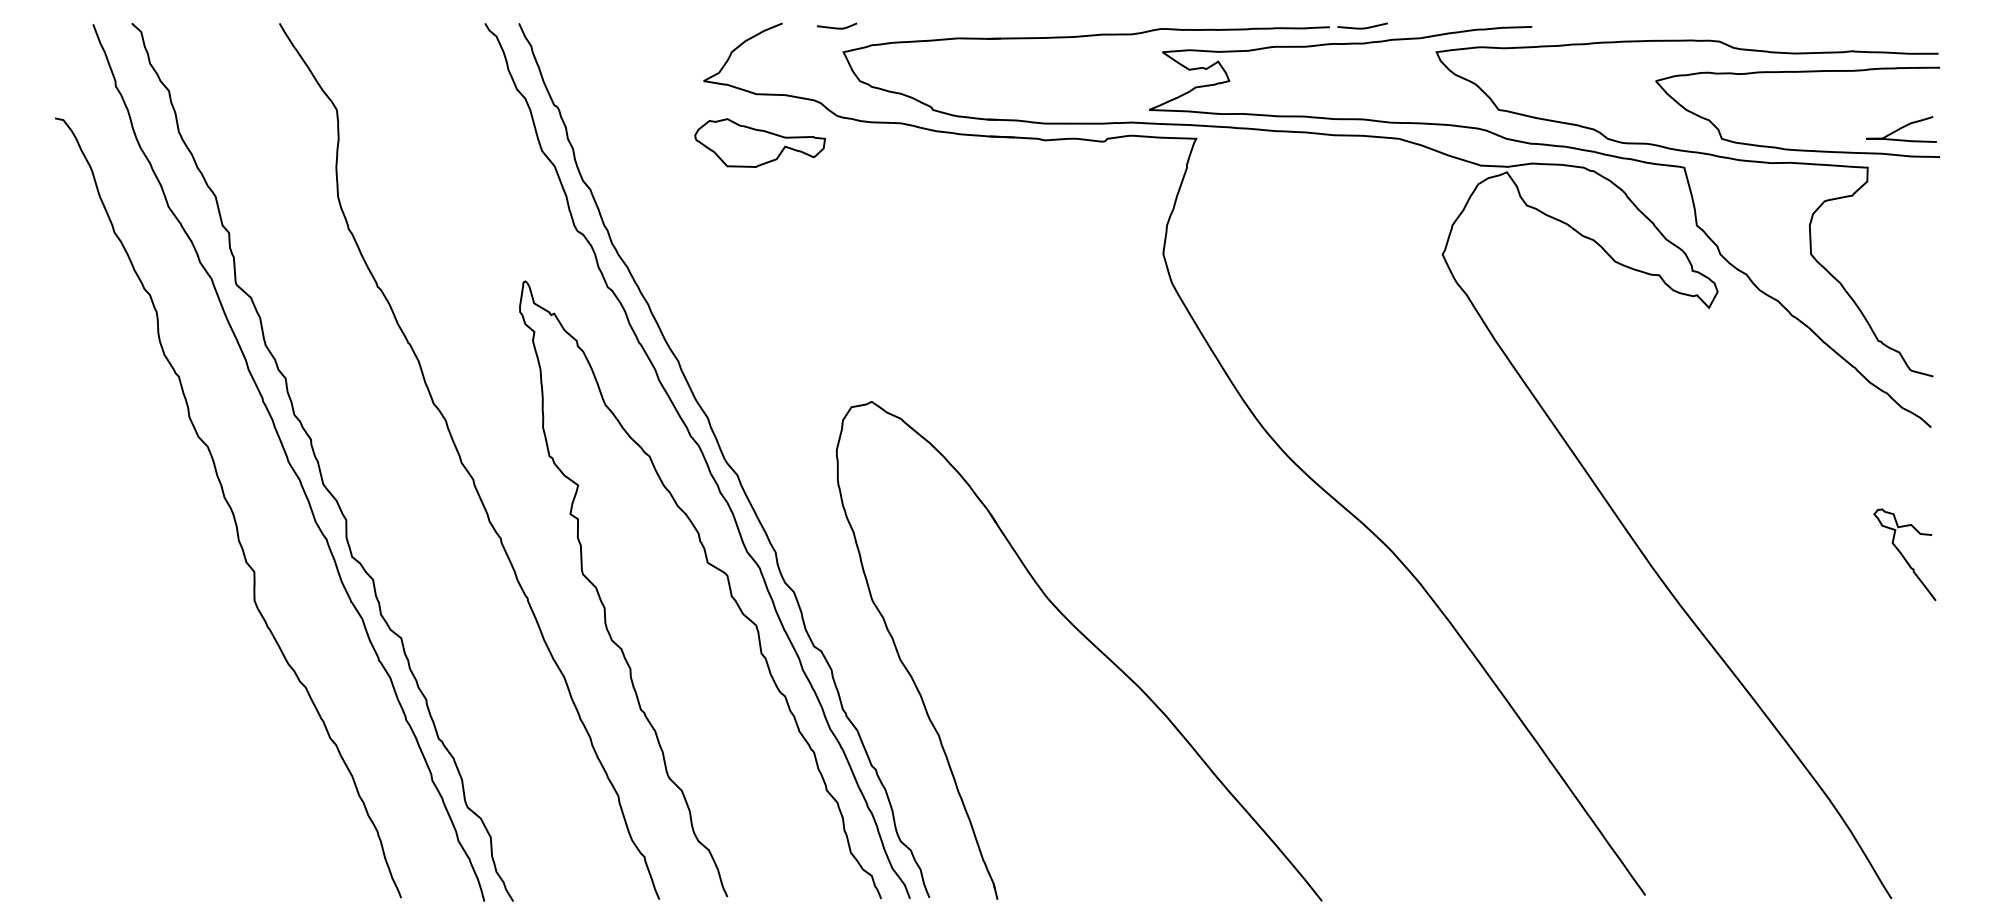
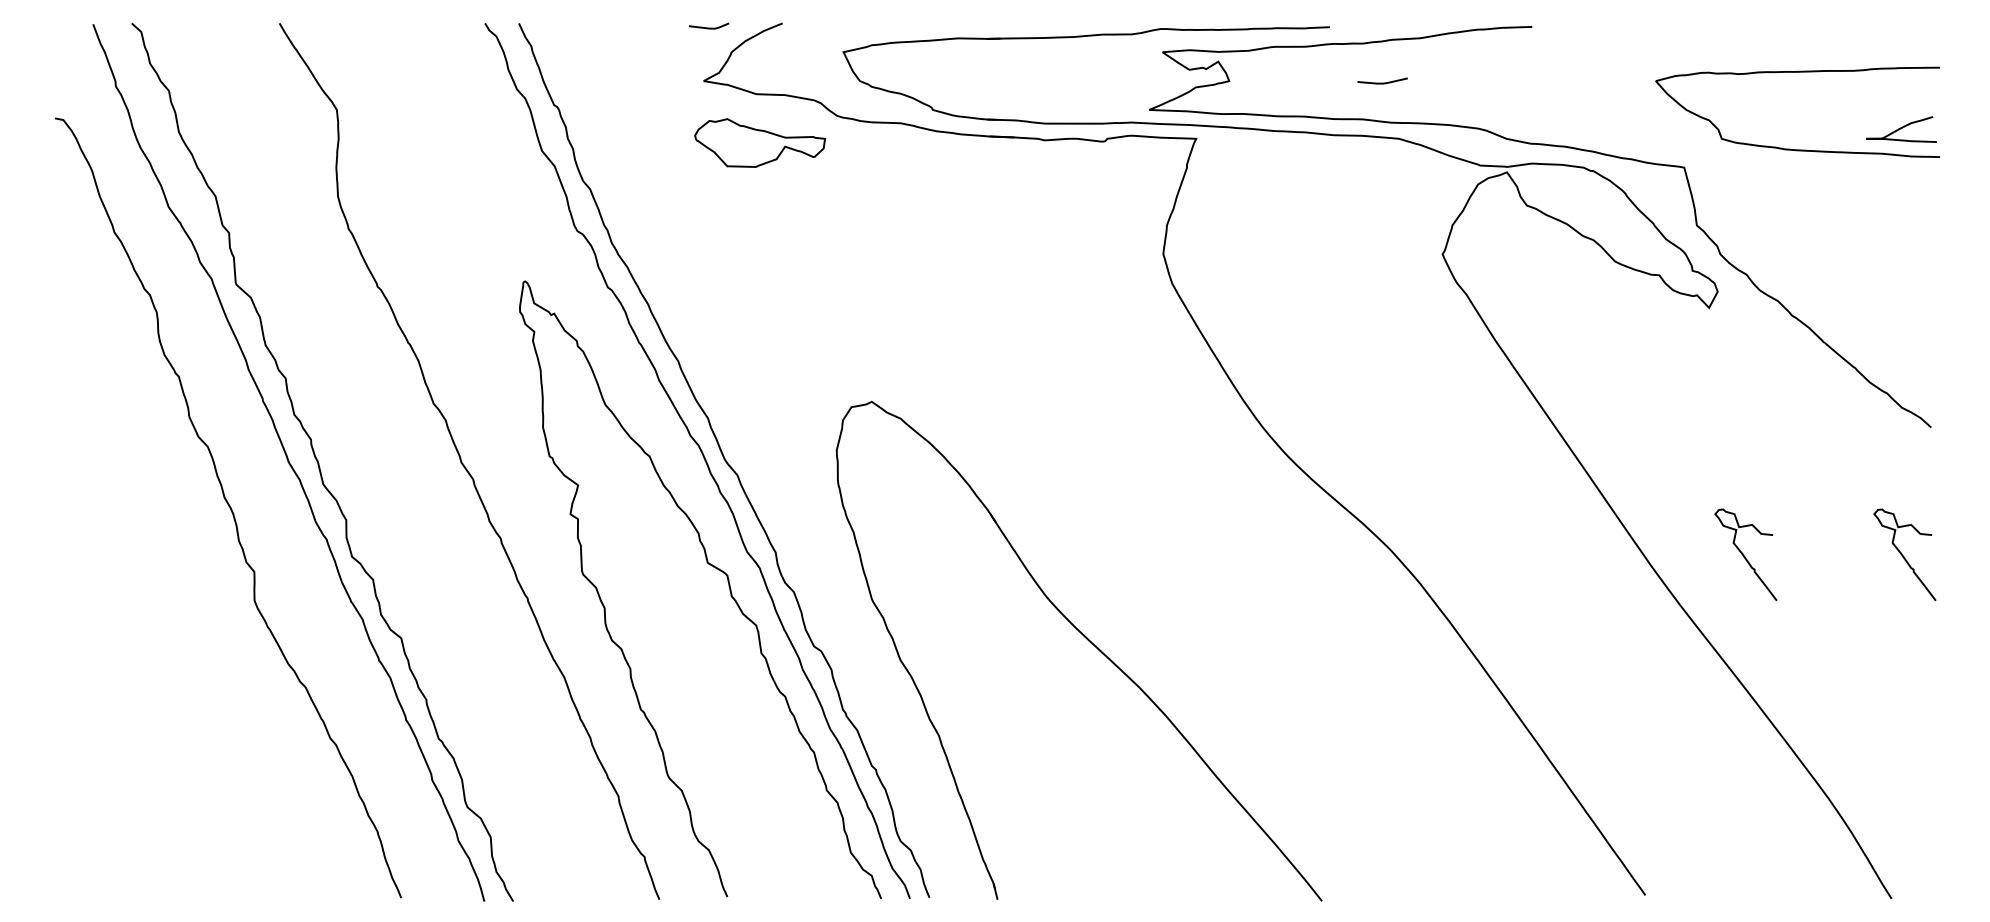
line position: (837, 27) -> (709, 27) (709, 27)
line position: (1362, 27) -> (1382, 82) (1382, 82)
curve: present -> none (1693, 153)
curve: none -> present (1744, 555)
